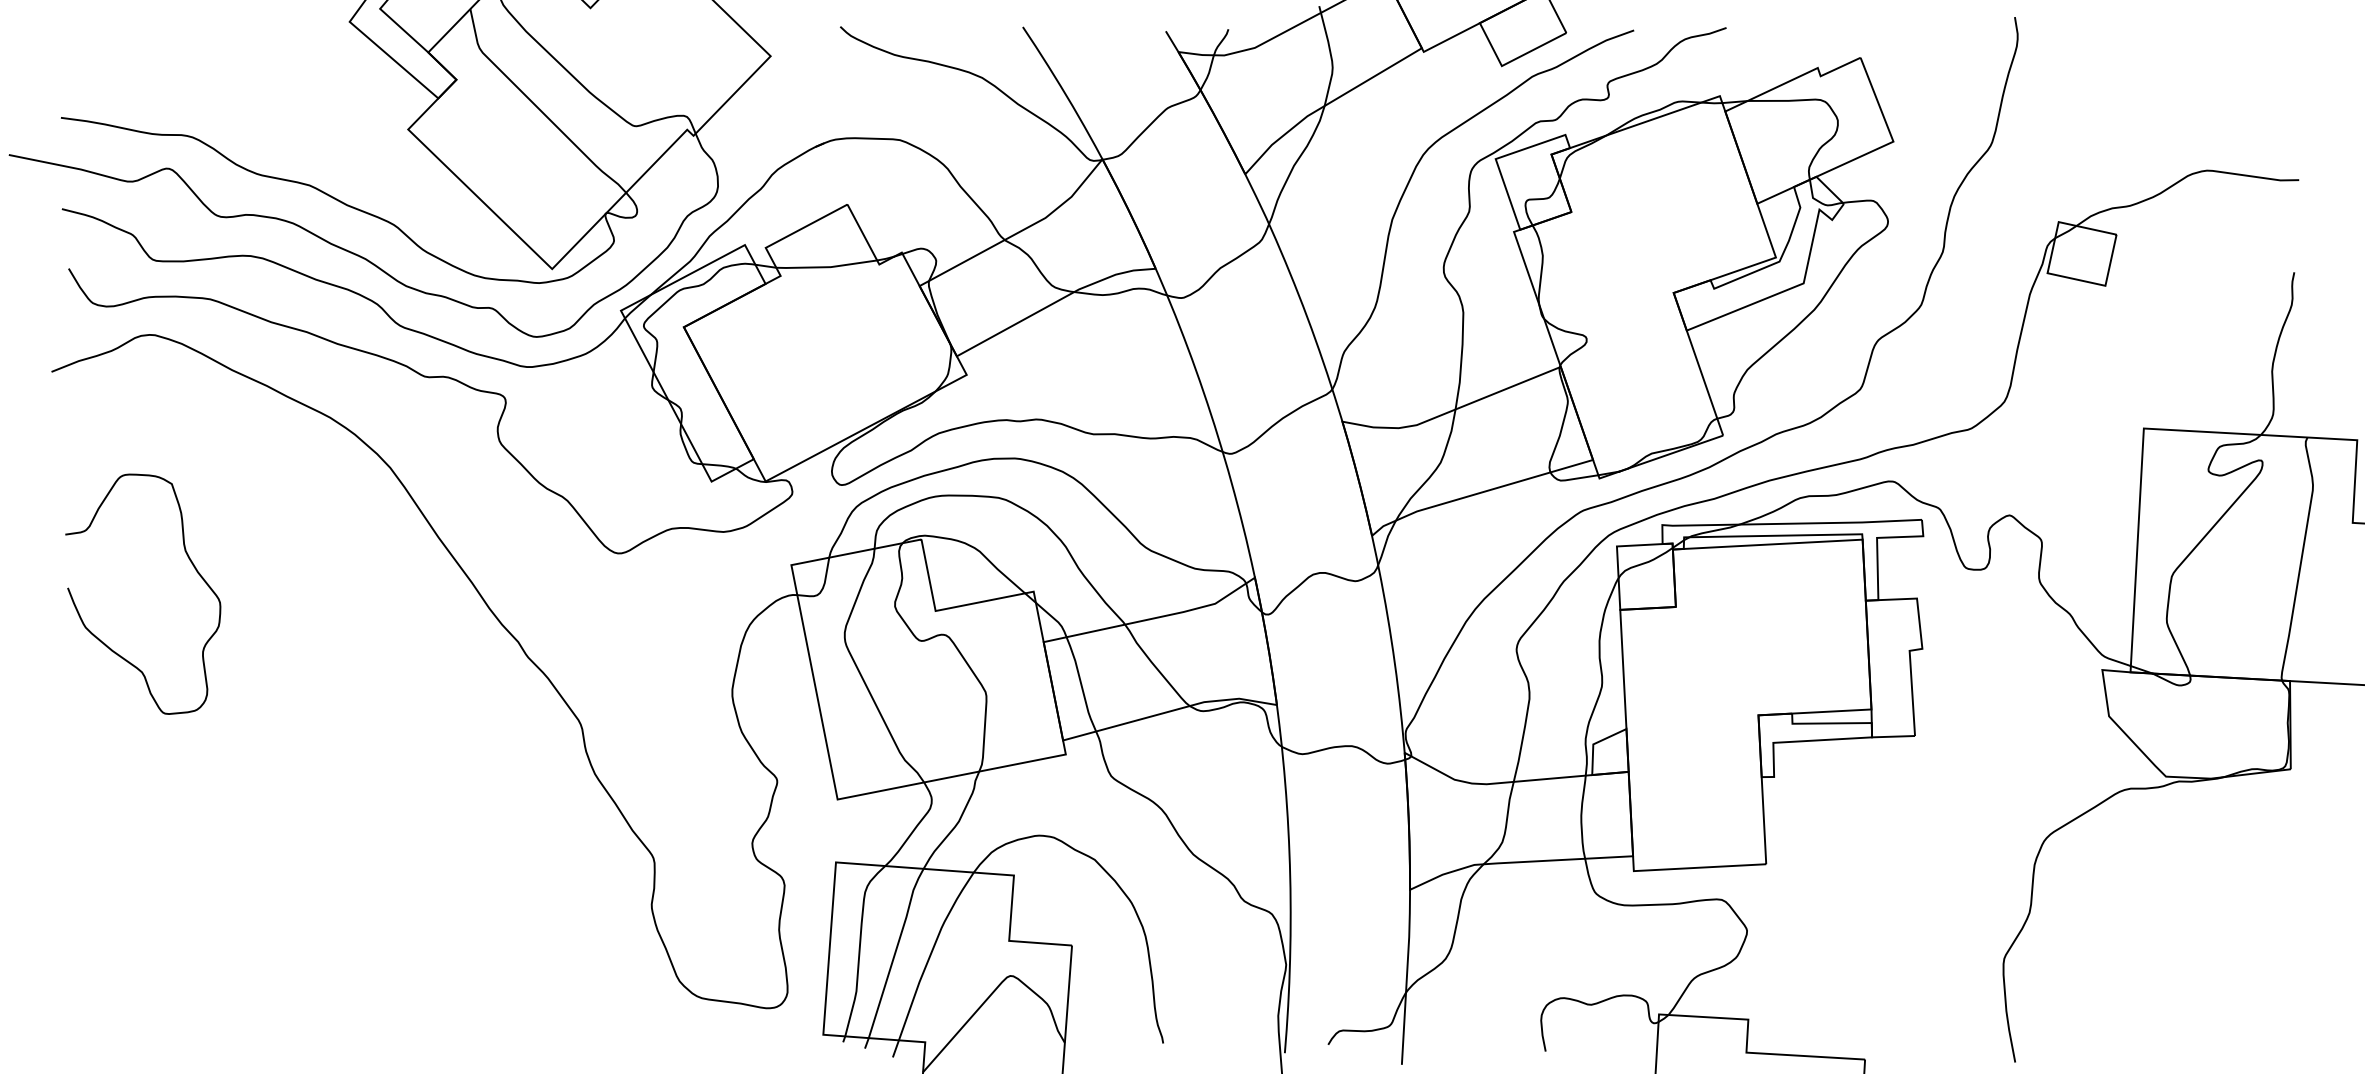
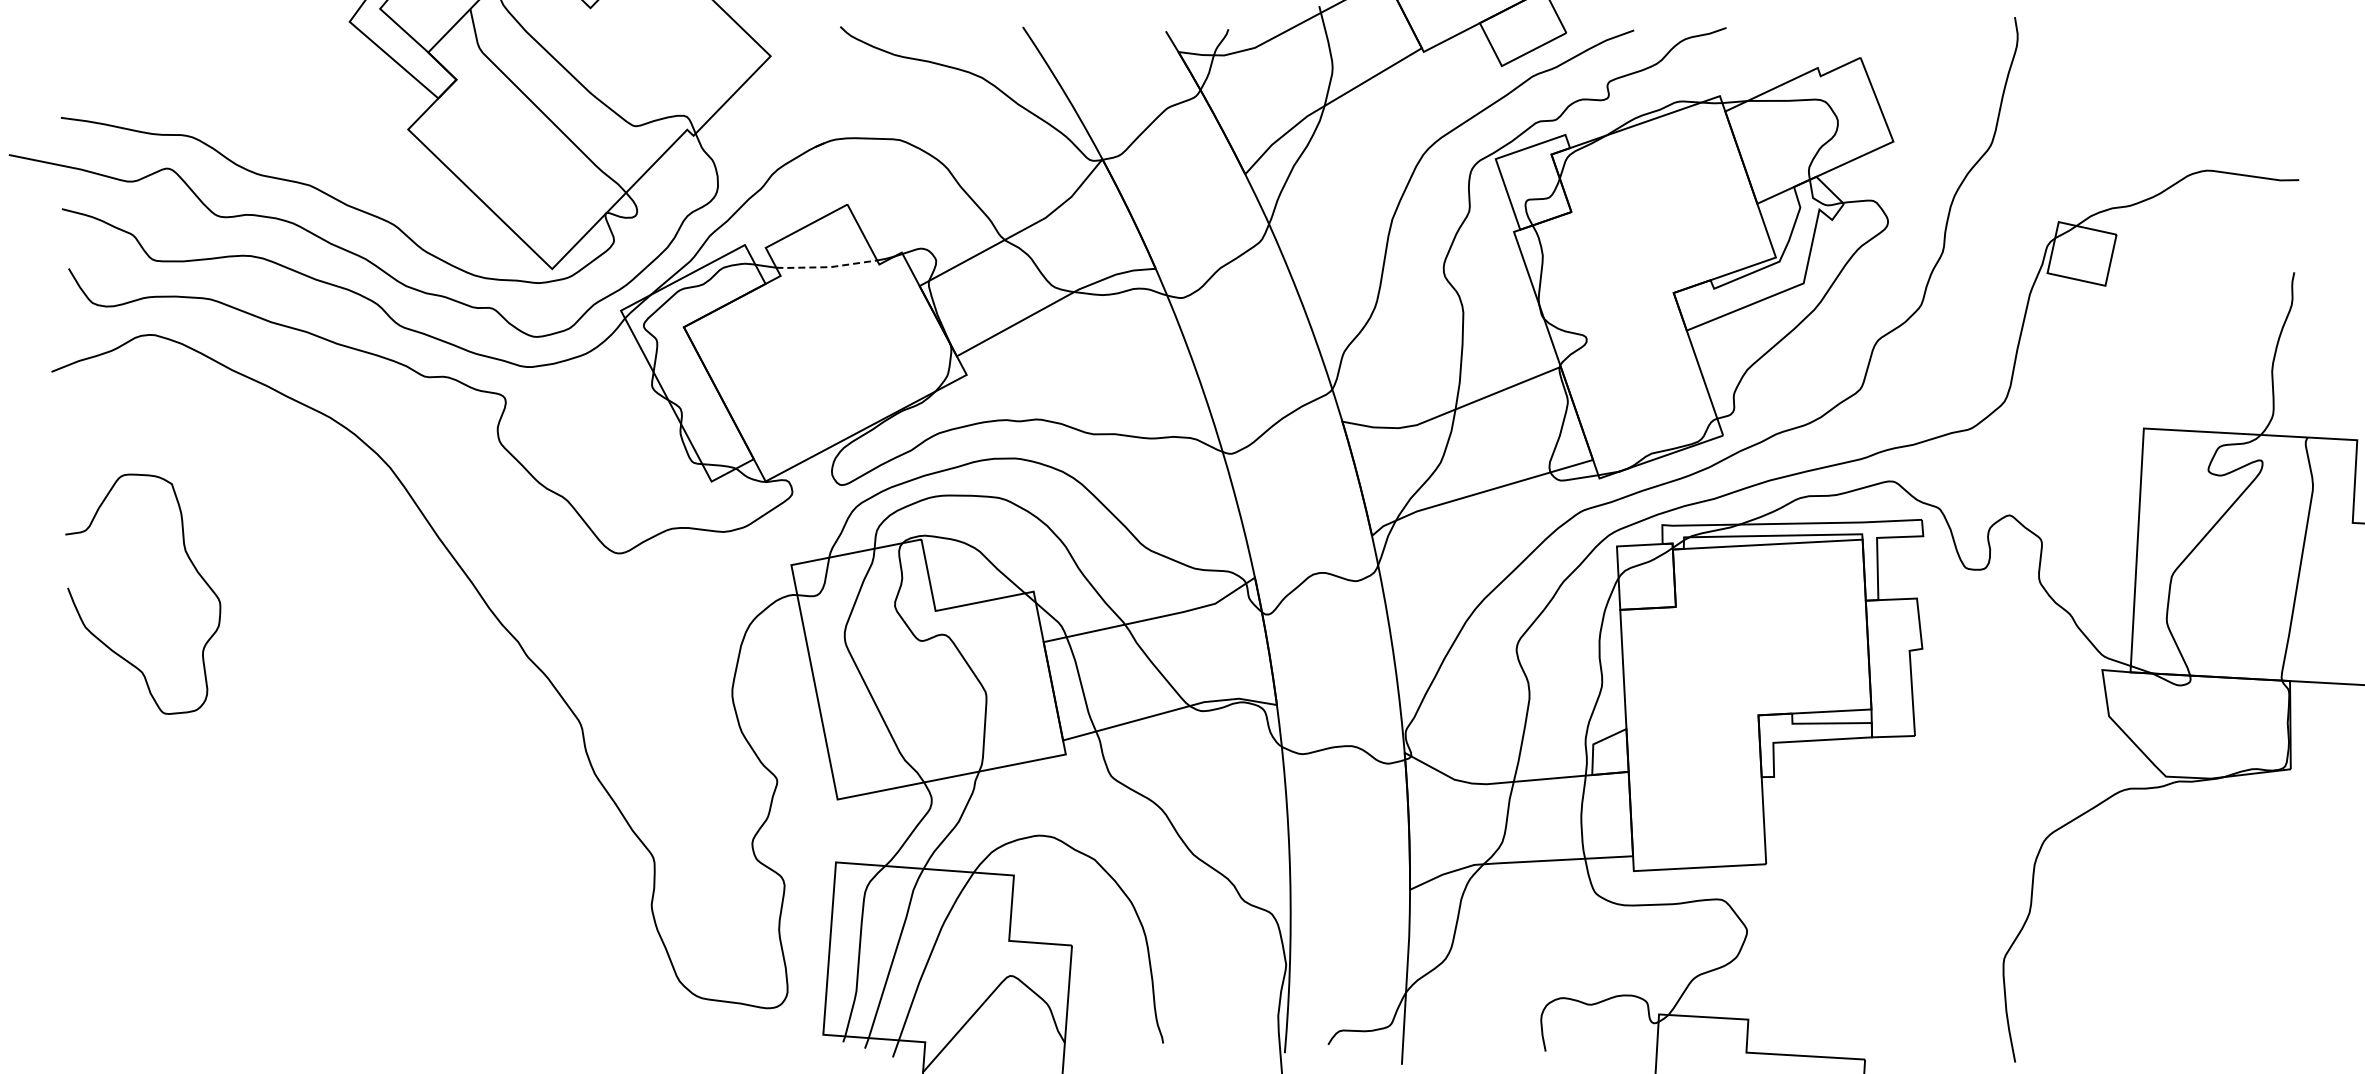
line: solid -> dashed (826, 267)
